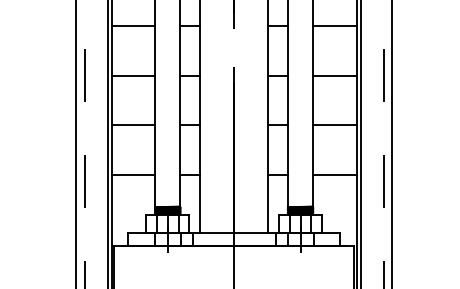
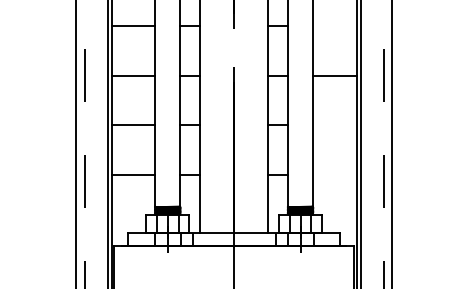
line: present -> none (334, 25)
line: present -> none (334, 125)
line: present -> none (334, 175)
